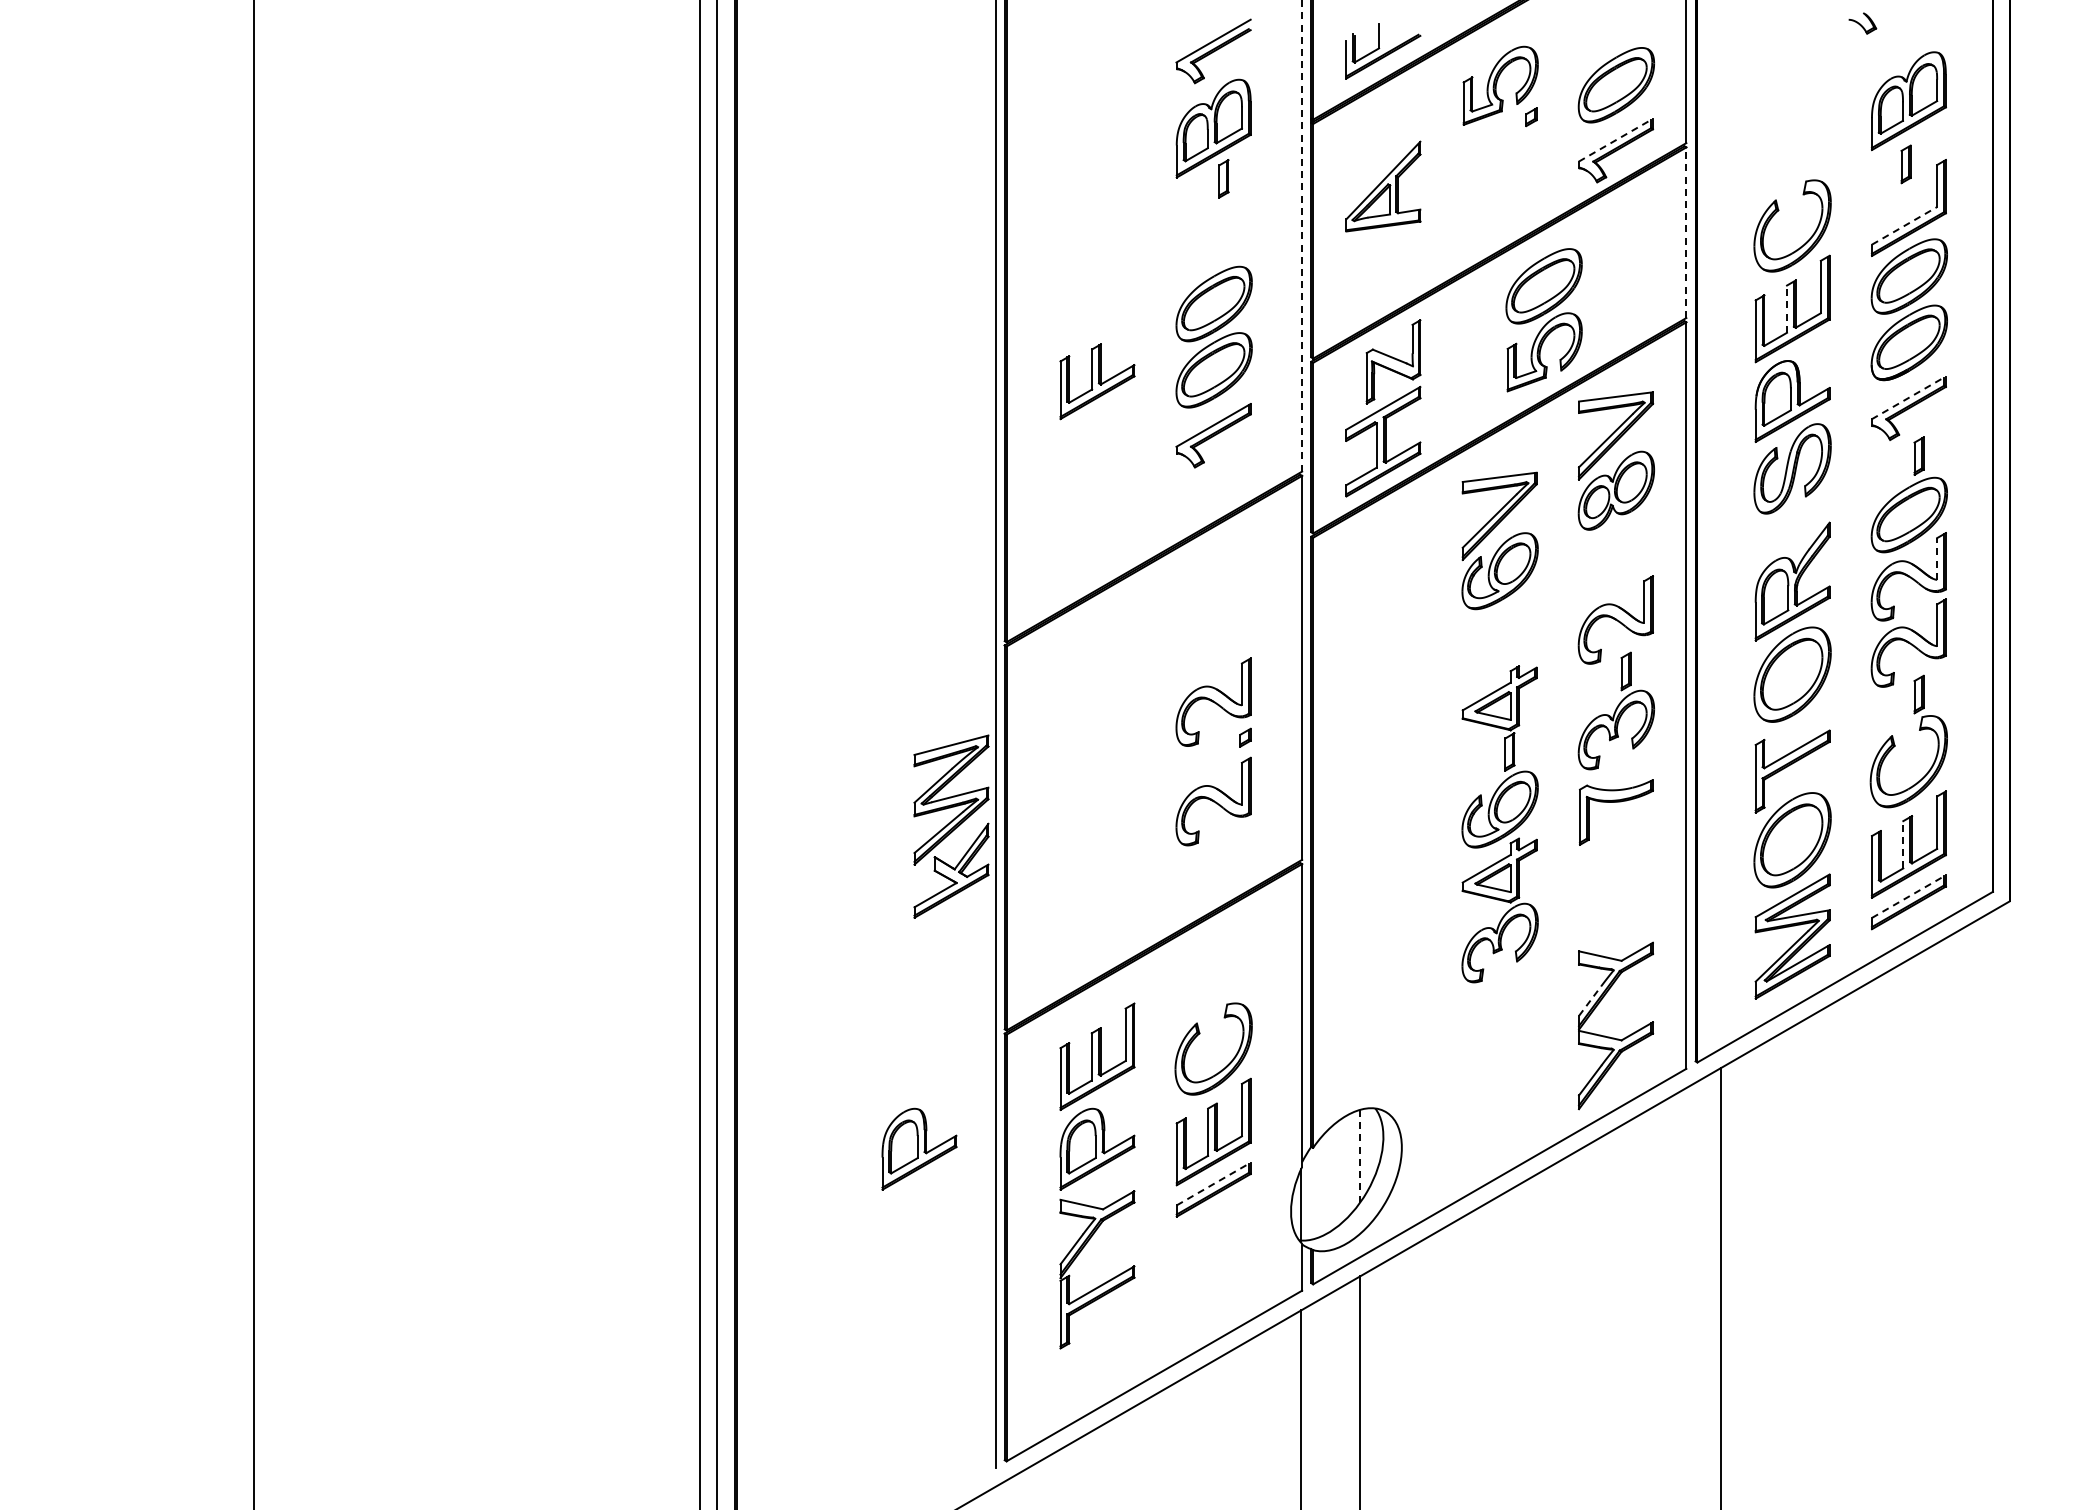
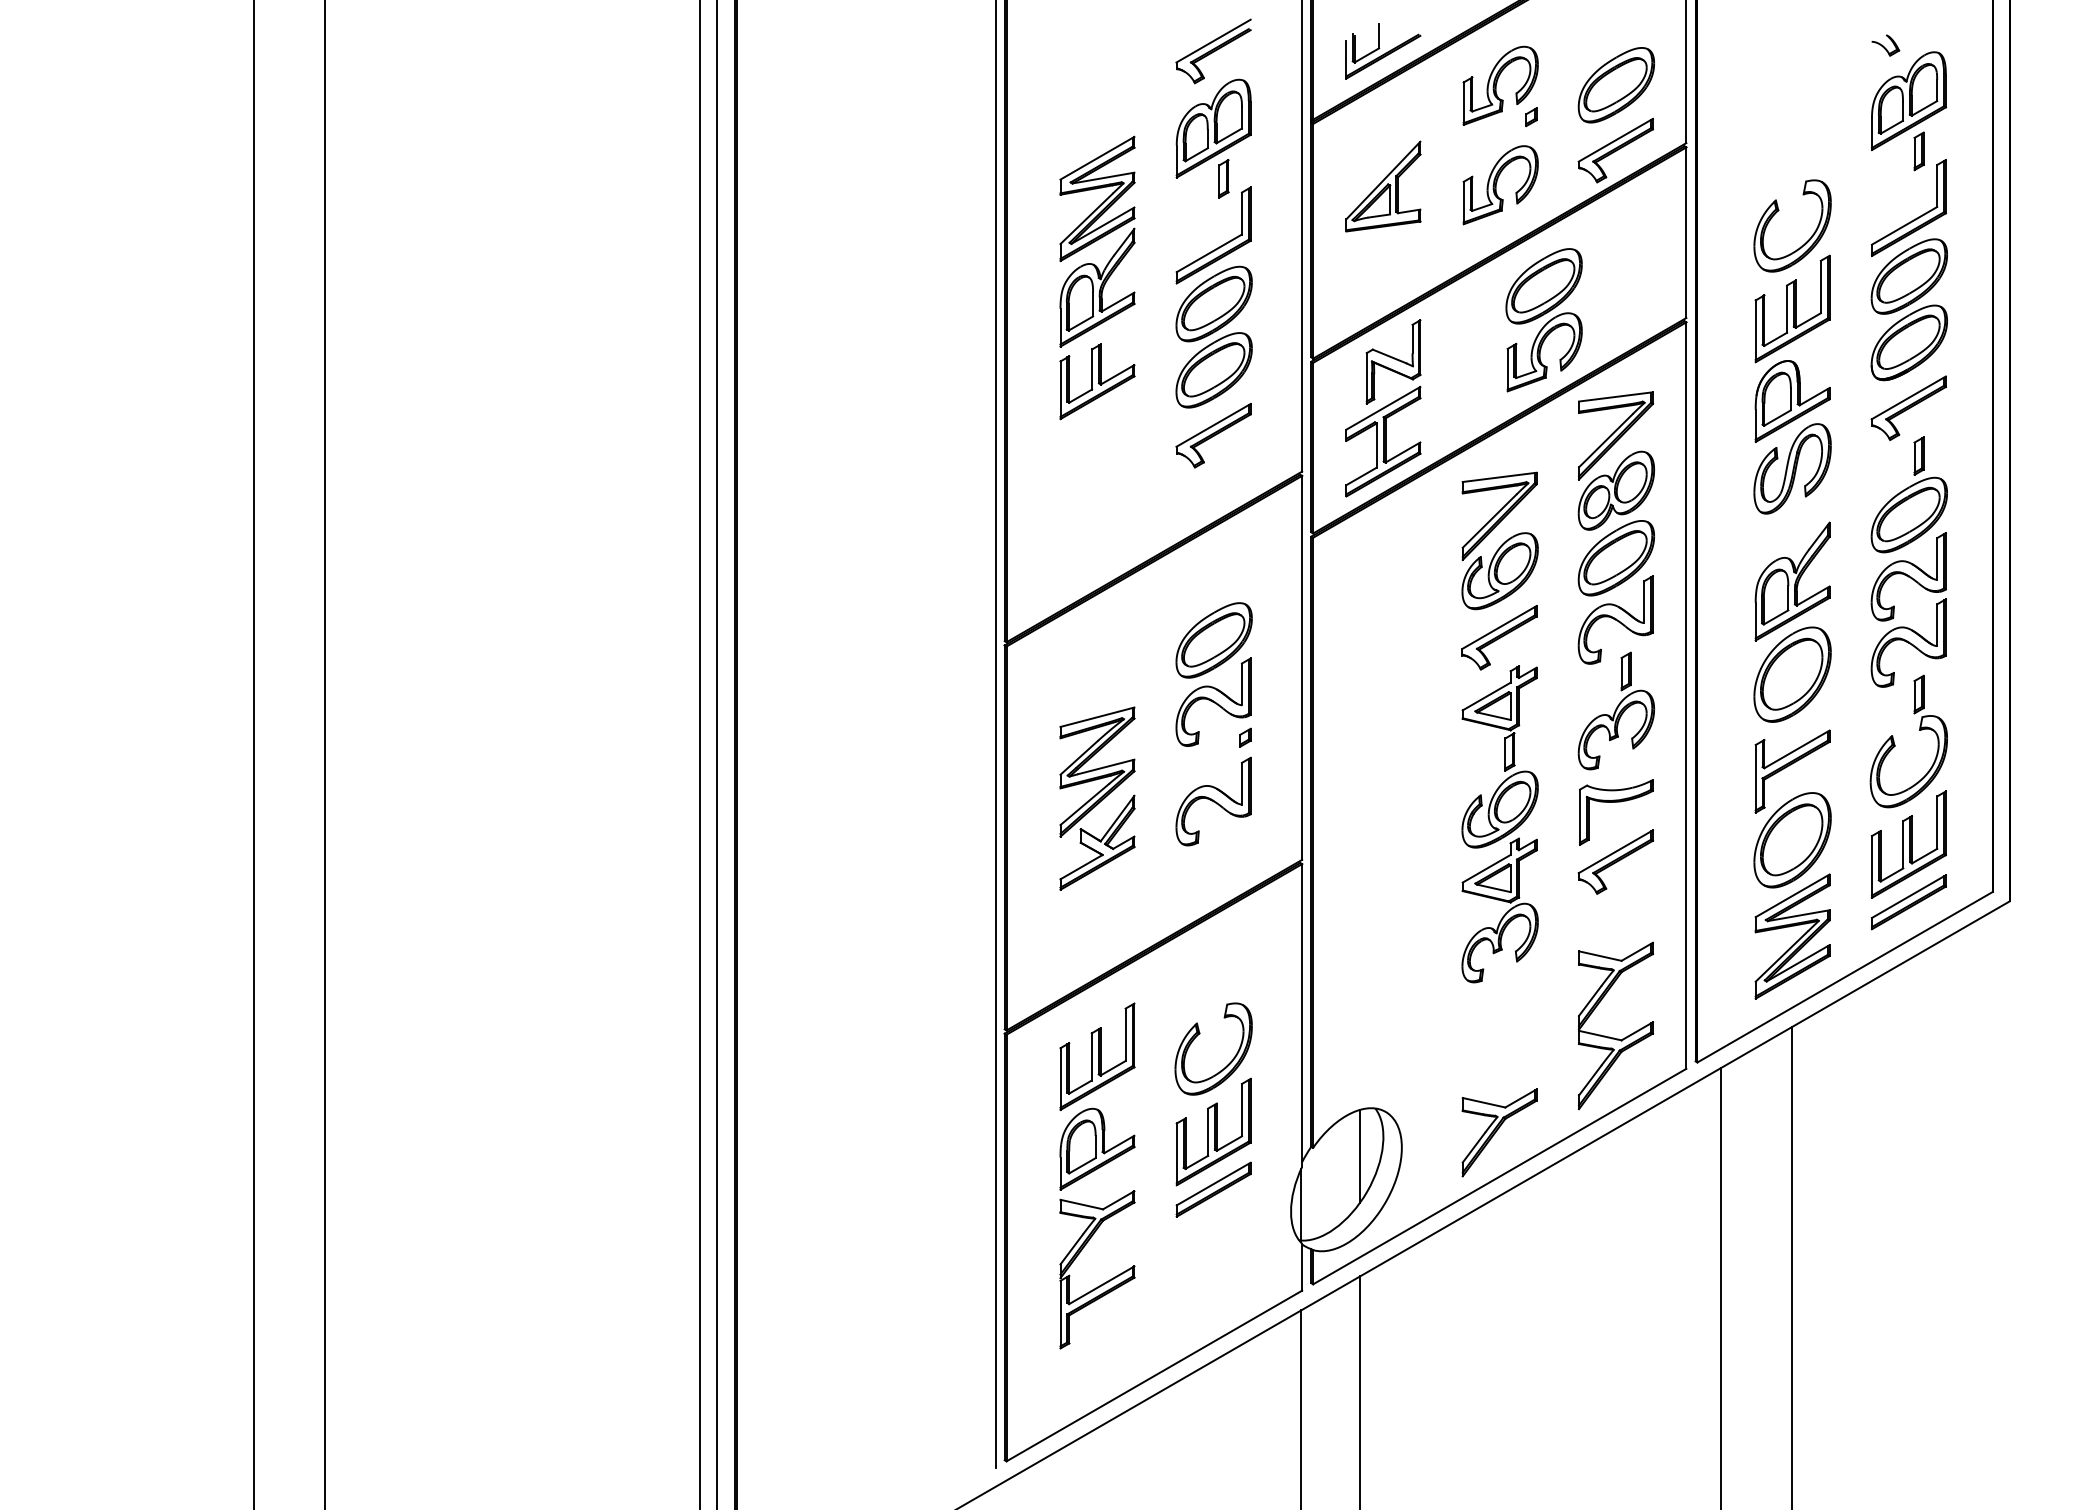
part position: (1862, 23) -> (1885, 45) (1885, 45)
line: dashed -> solid (1615, 140)
part position: (1905, 164) -> (1918, 151) (1918, 151)
part: none -> present (1500, 185)
line: dashed -> solid (1904, 225)
line: dashed -> solid (1686, 232)
line: dashed -> solid (1302, 235)
part: none -> present (1097, 241)
part: none -> present (1220, 245)
line: dashed -> solid (1787, 309)
line: dashed -> solid (1908, 397)
part: none -> present (1615, 558)
line: dashed -> solid (1937, 559)
part: none -> present (1499, 637)
part: none -> present (1213, 640)
line: none -> present (325, 754)
part position: (951, 826) -> (1097, 798) (1097, 798)
line: dashed -> solid (1903, 844)
part: none -> present (1615, 861)
line: dashed -> solid (1908, 896)
line: dashed -> solid (1590, 1001)
part: none -> present (1499, 1132)
part: present -> none (919, 1148)
line: dashed -> solid (1360, 1155)
line: dashed -> solid (1213, 1184)
line: none -> present (1792, 1266)
